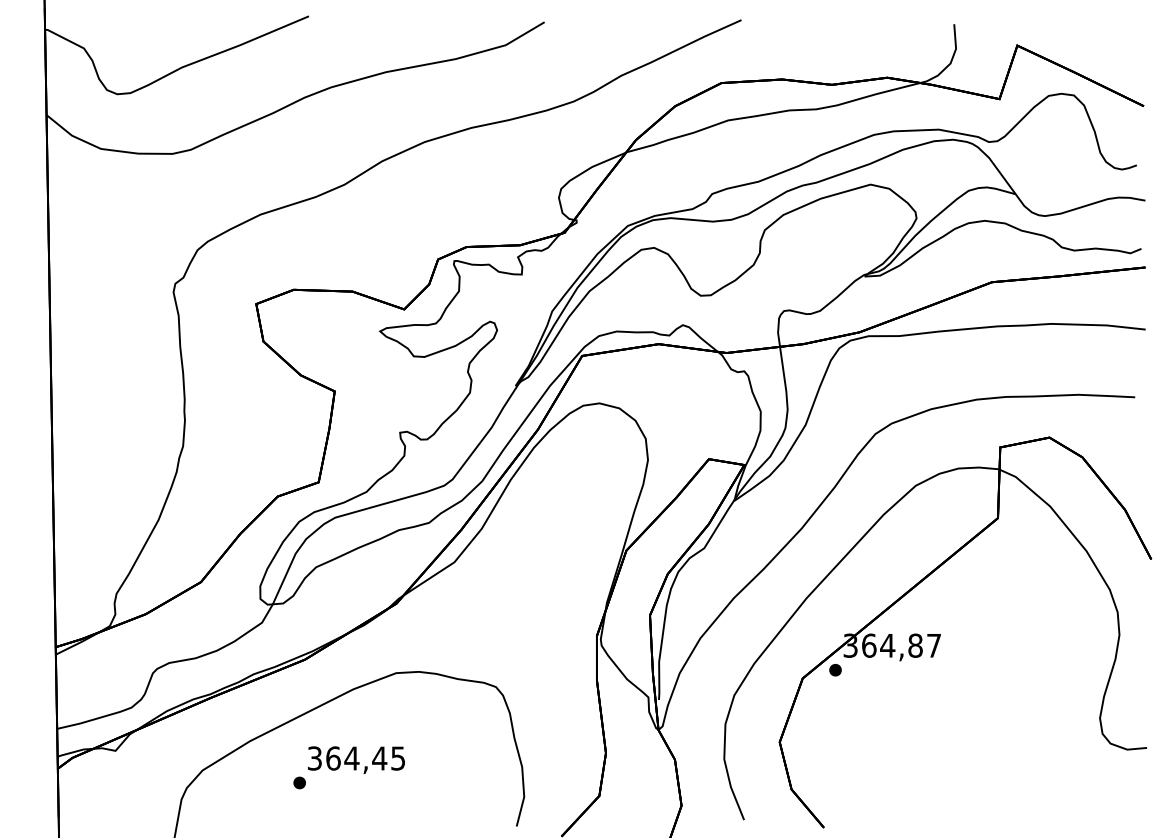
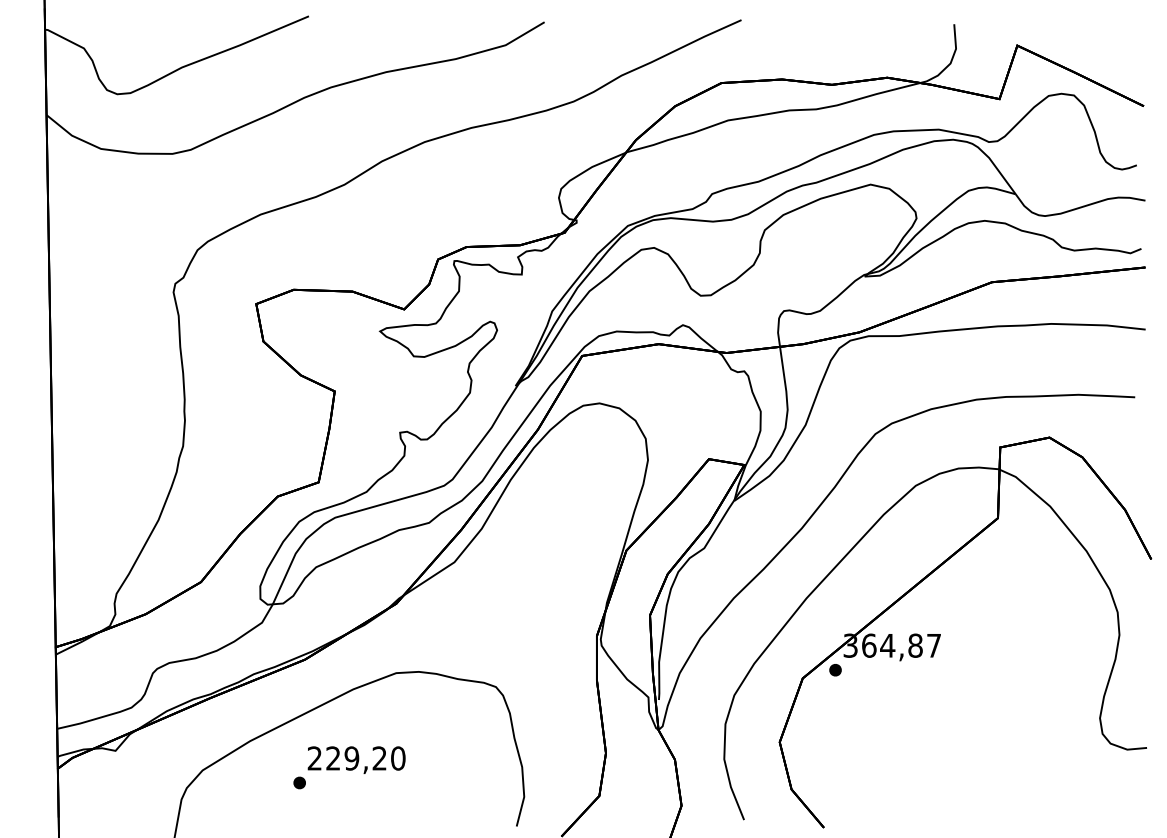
text: 364,45 -> 229,20 (356, 758)
